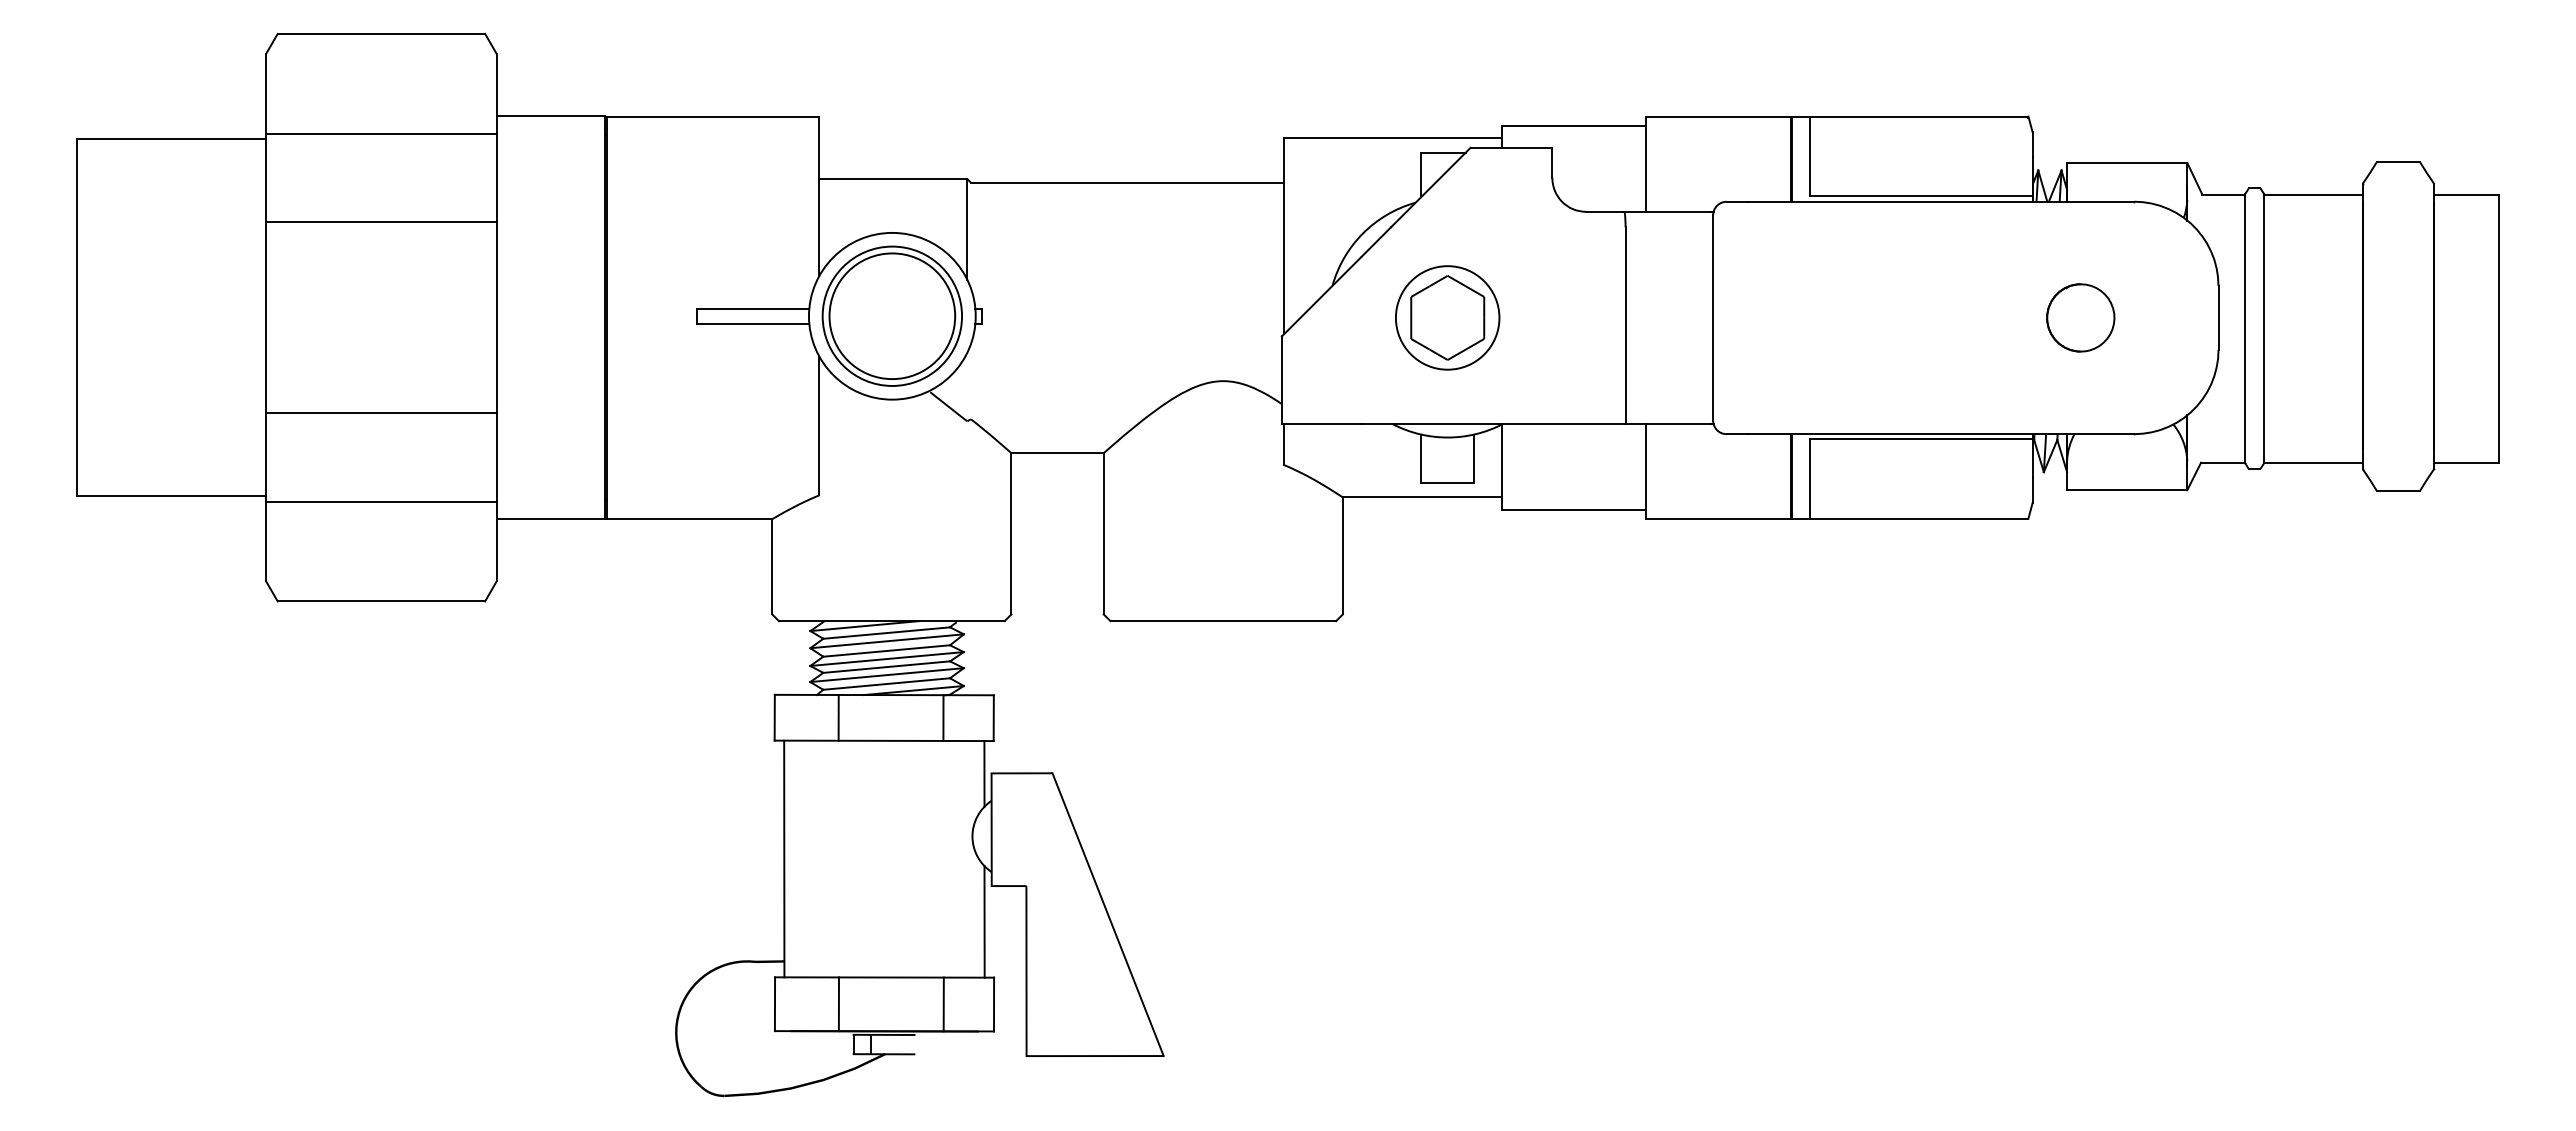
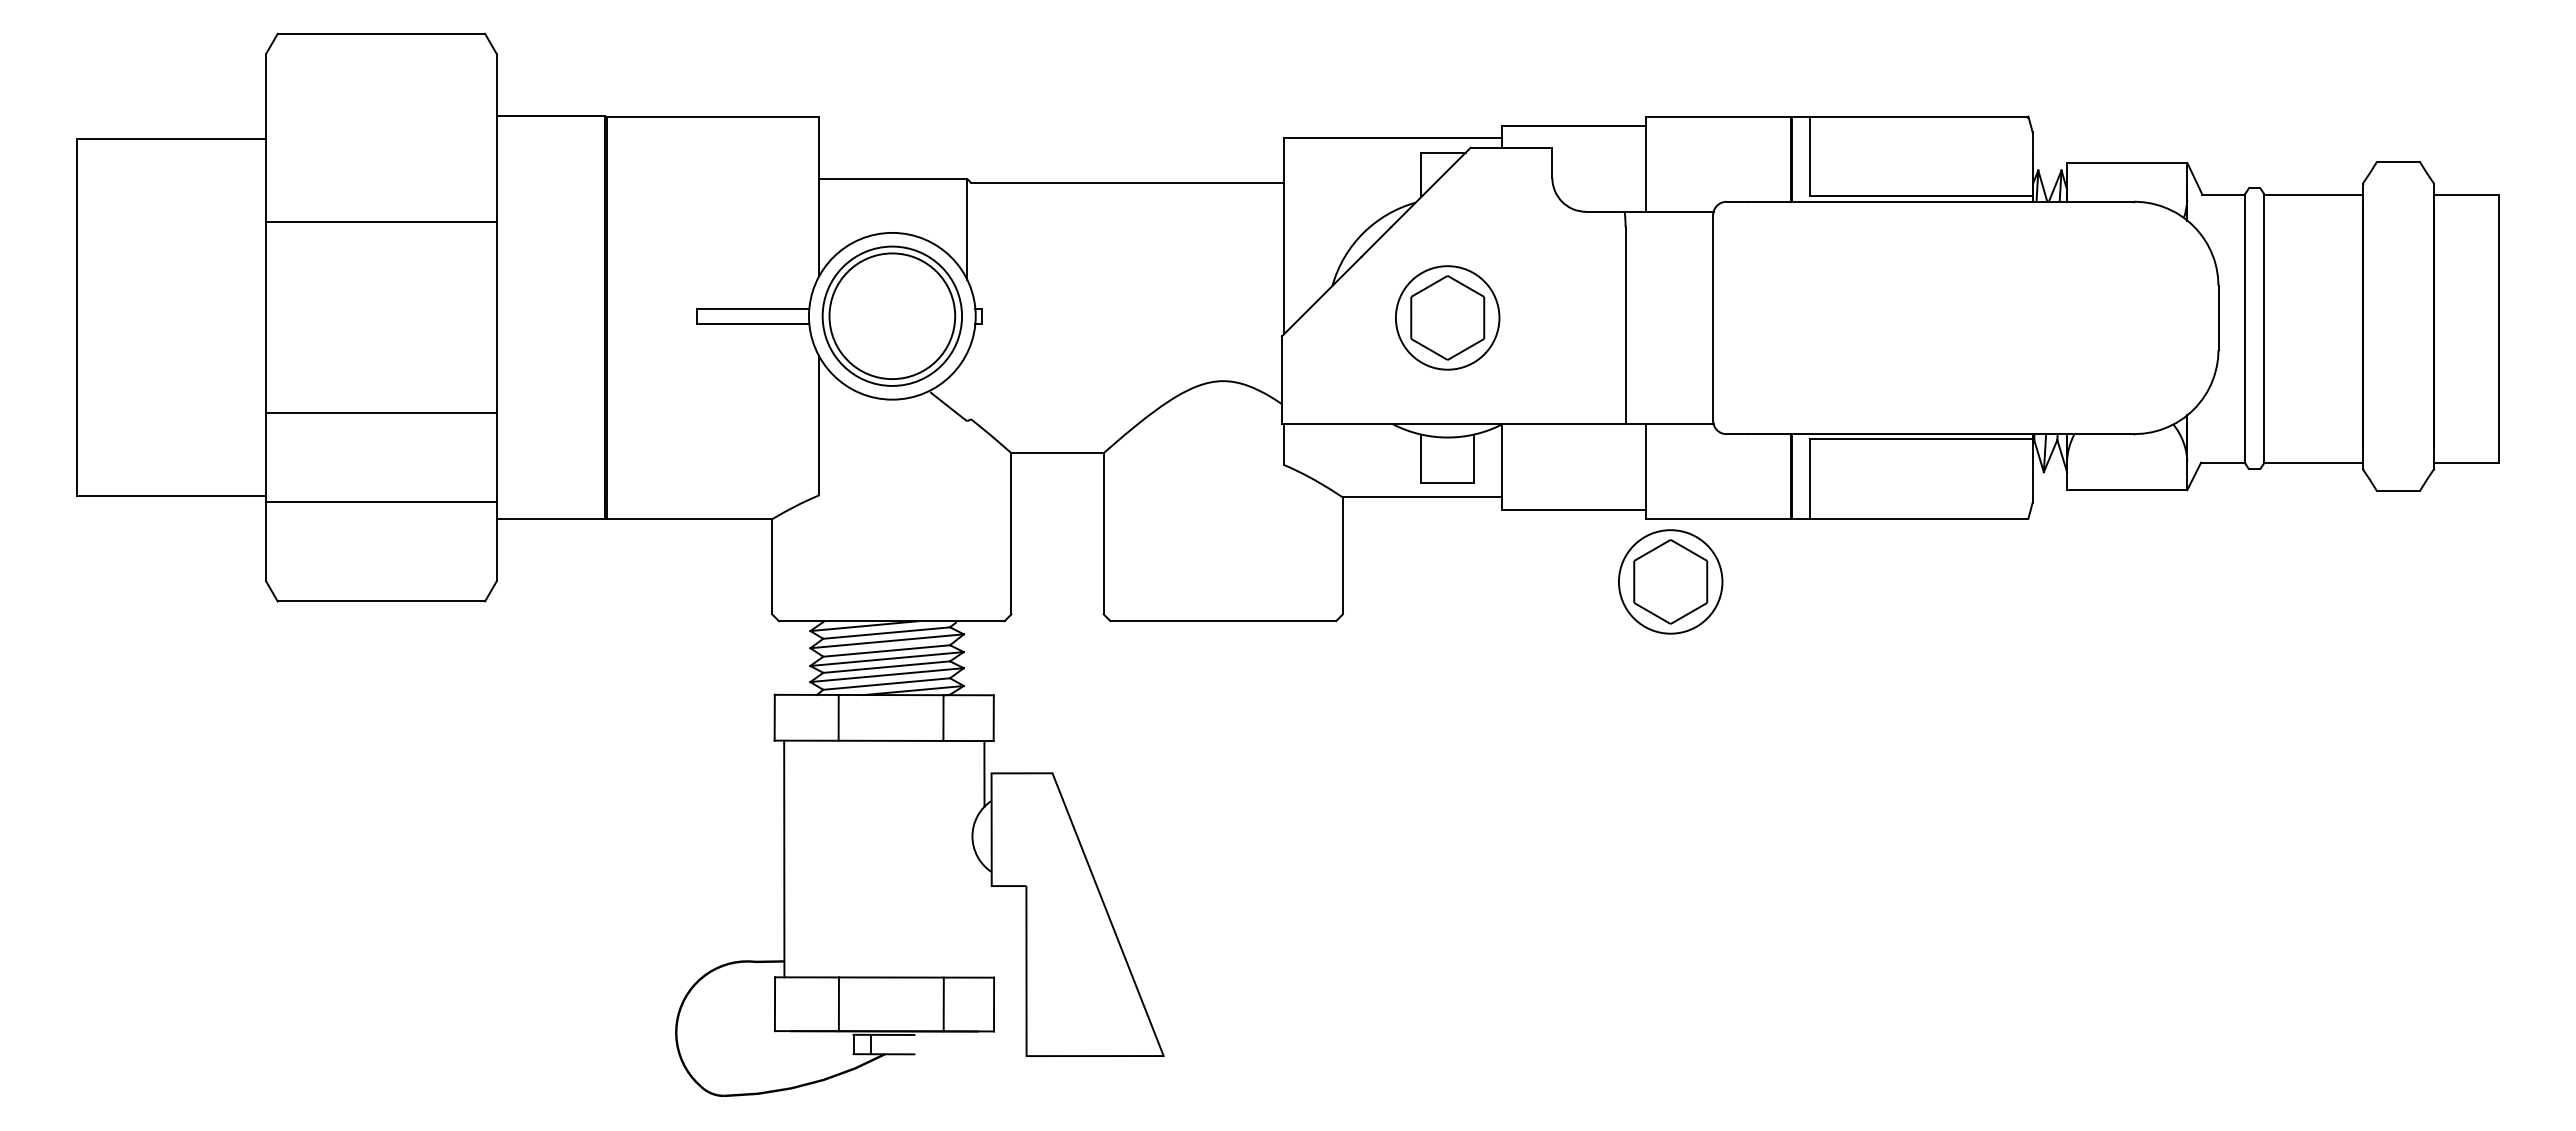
line: present -> none (381, 133)
part: present -> none (2080, 317)
part: none -> present (1670, 581)
line: present -> none (984, 921)
